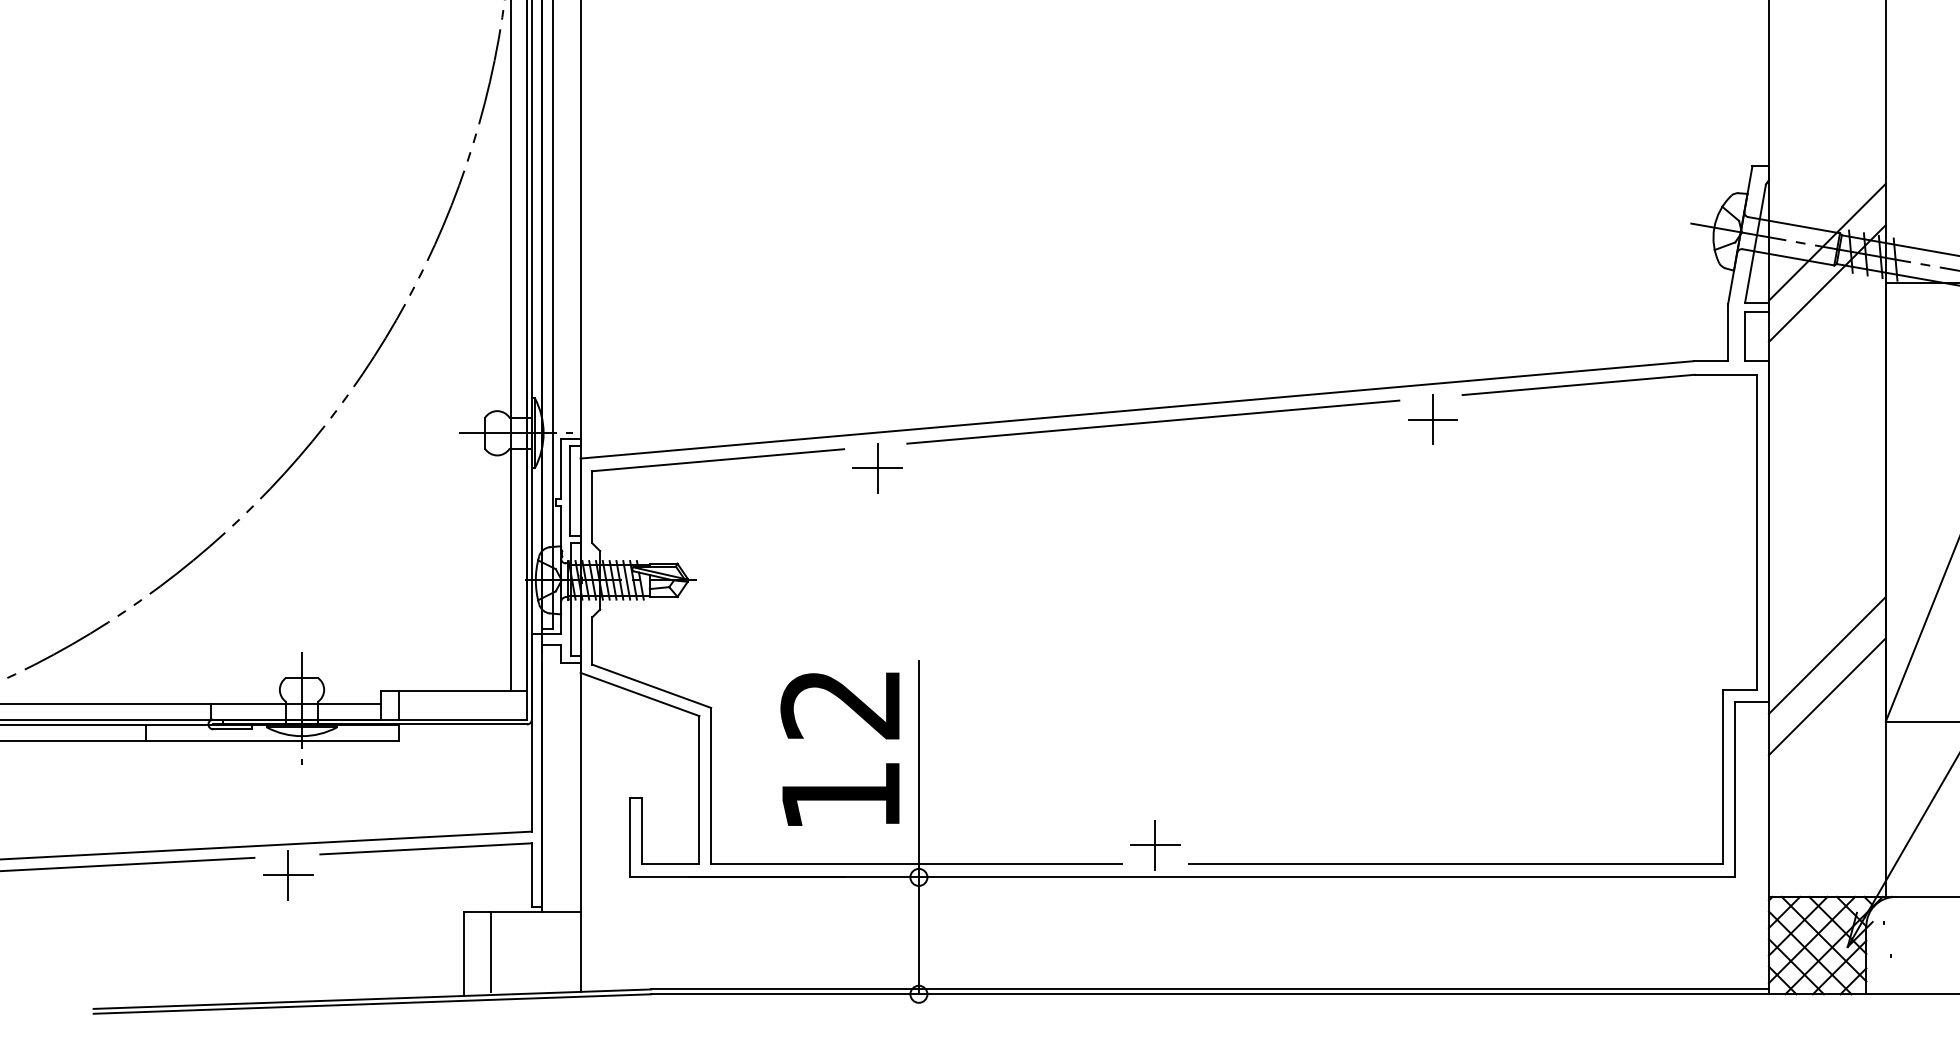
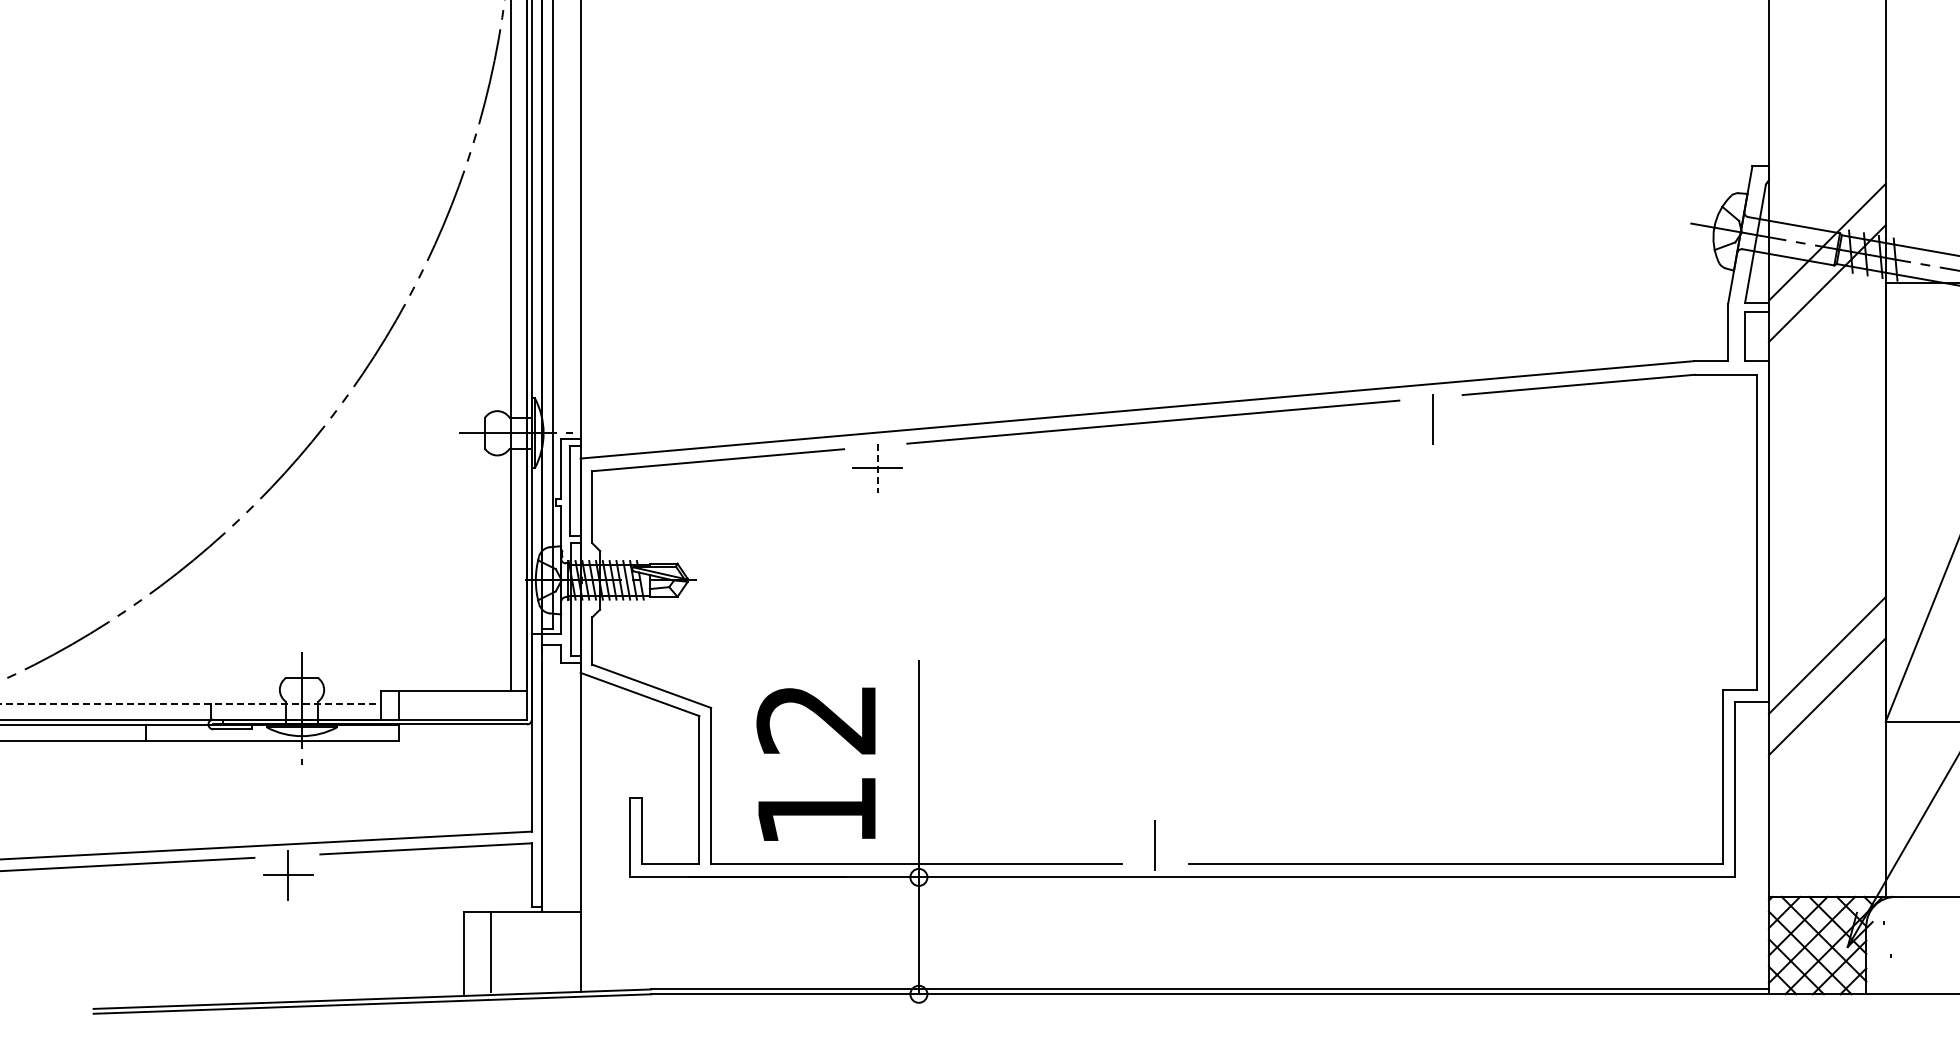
line: present -> none (1432, 419)
line: solid -> dashed (877, 468)
line: solid -> dashed (191, 704)
text position: (839, 748) -> (815, 763) (815, 763)
line: present -> none (1154, 845)
